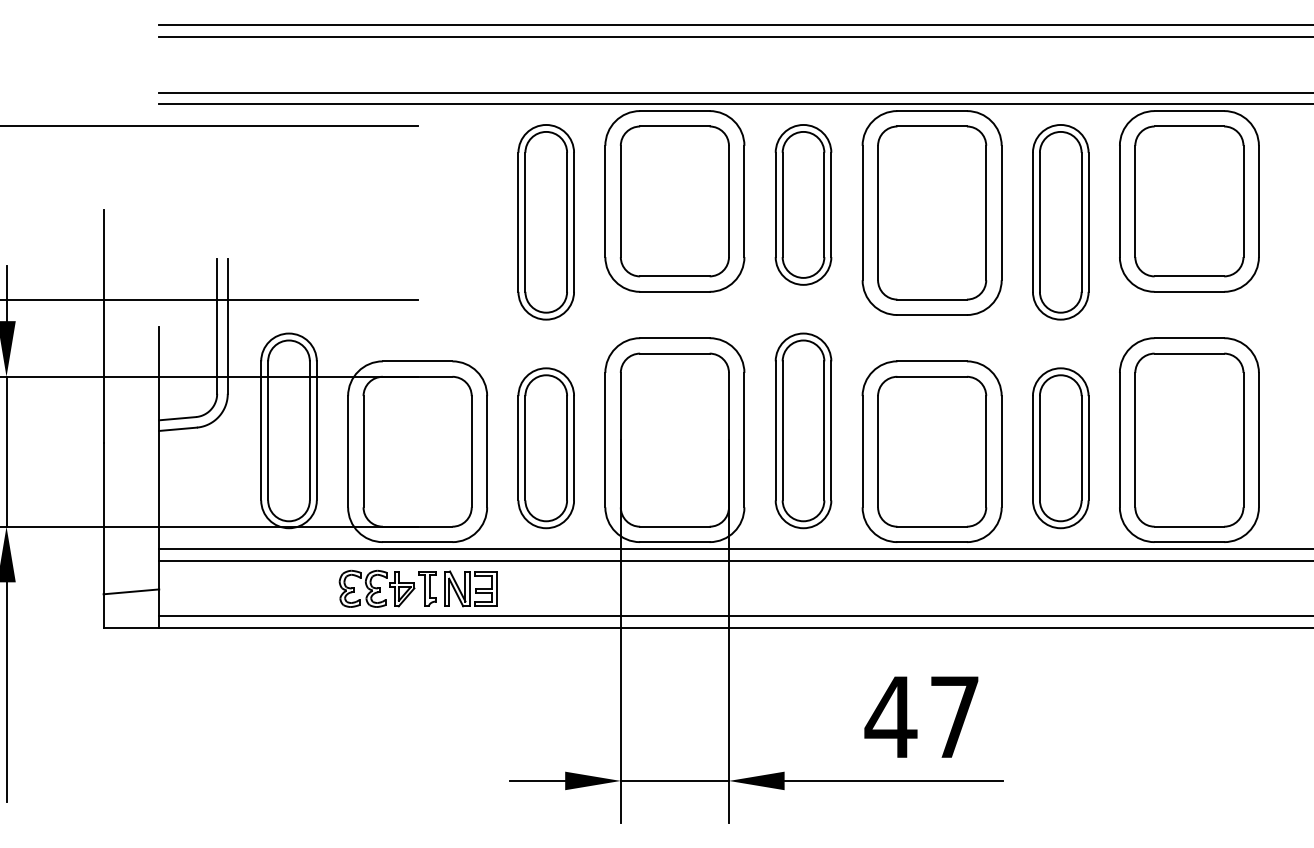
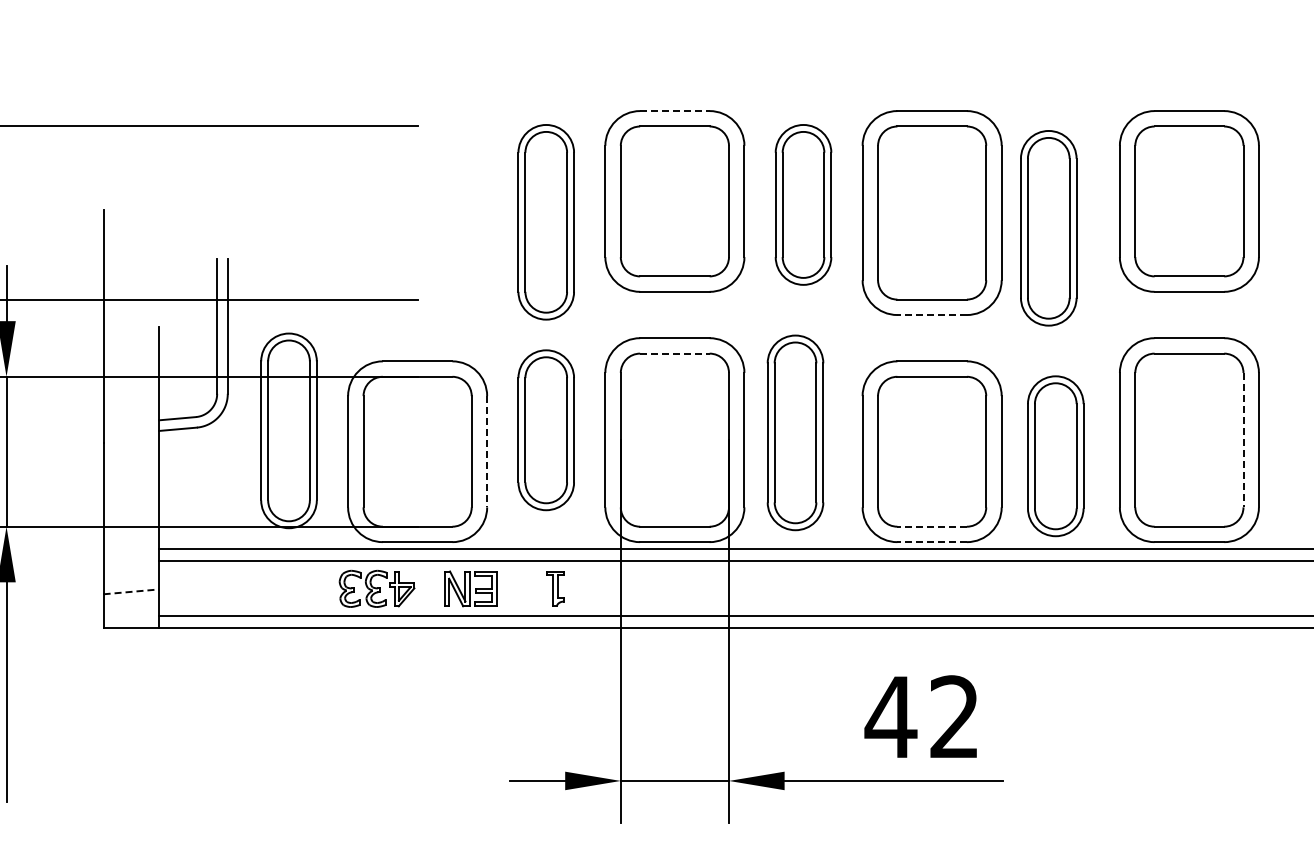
line: present -> none (734, 25)
line: present -> none (734, 36)
line: present -> none (734, 92)
line: present -> none (734, 104)
line: solid -> dashed (674, 111)
part position: (1060, 222) -> (1048, 228) (1048, 228)
line: solid -> dashed (932, 315)
line: solid -> dashed (674, 353)
part position: (803, 430) -> (795, 432) (795, 432)
line: solid -> dashed (1243, 440)
part position: (545, 448) -> (545, 430) (545, 430)
part position: (1060, 448) -> (1055, 456) (1055, 456)
line: solid -> dashed (487, 451)
line: solid -> dashed (932, 526)
line: solid -> dashed (932, 542)
part position: (427, 588) -> (555, 588) (555, 588)
line: solid -> dashed (131, 591)
text: 47 -> 42 (954, 716)
